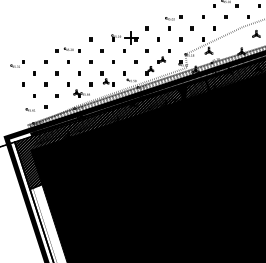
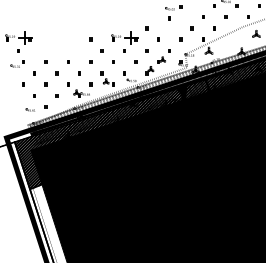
part position: (173, 22) -> (173, 12) (173, 12)
part: none -> present (18, 41)
part: present -> none (67, 49)
